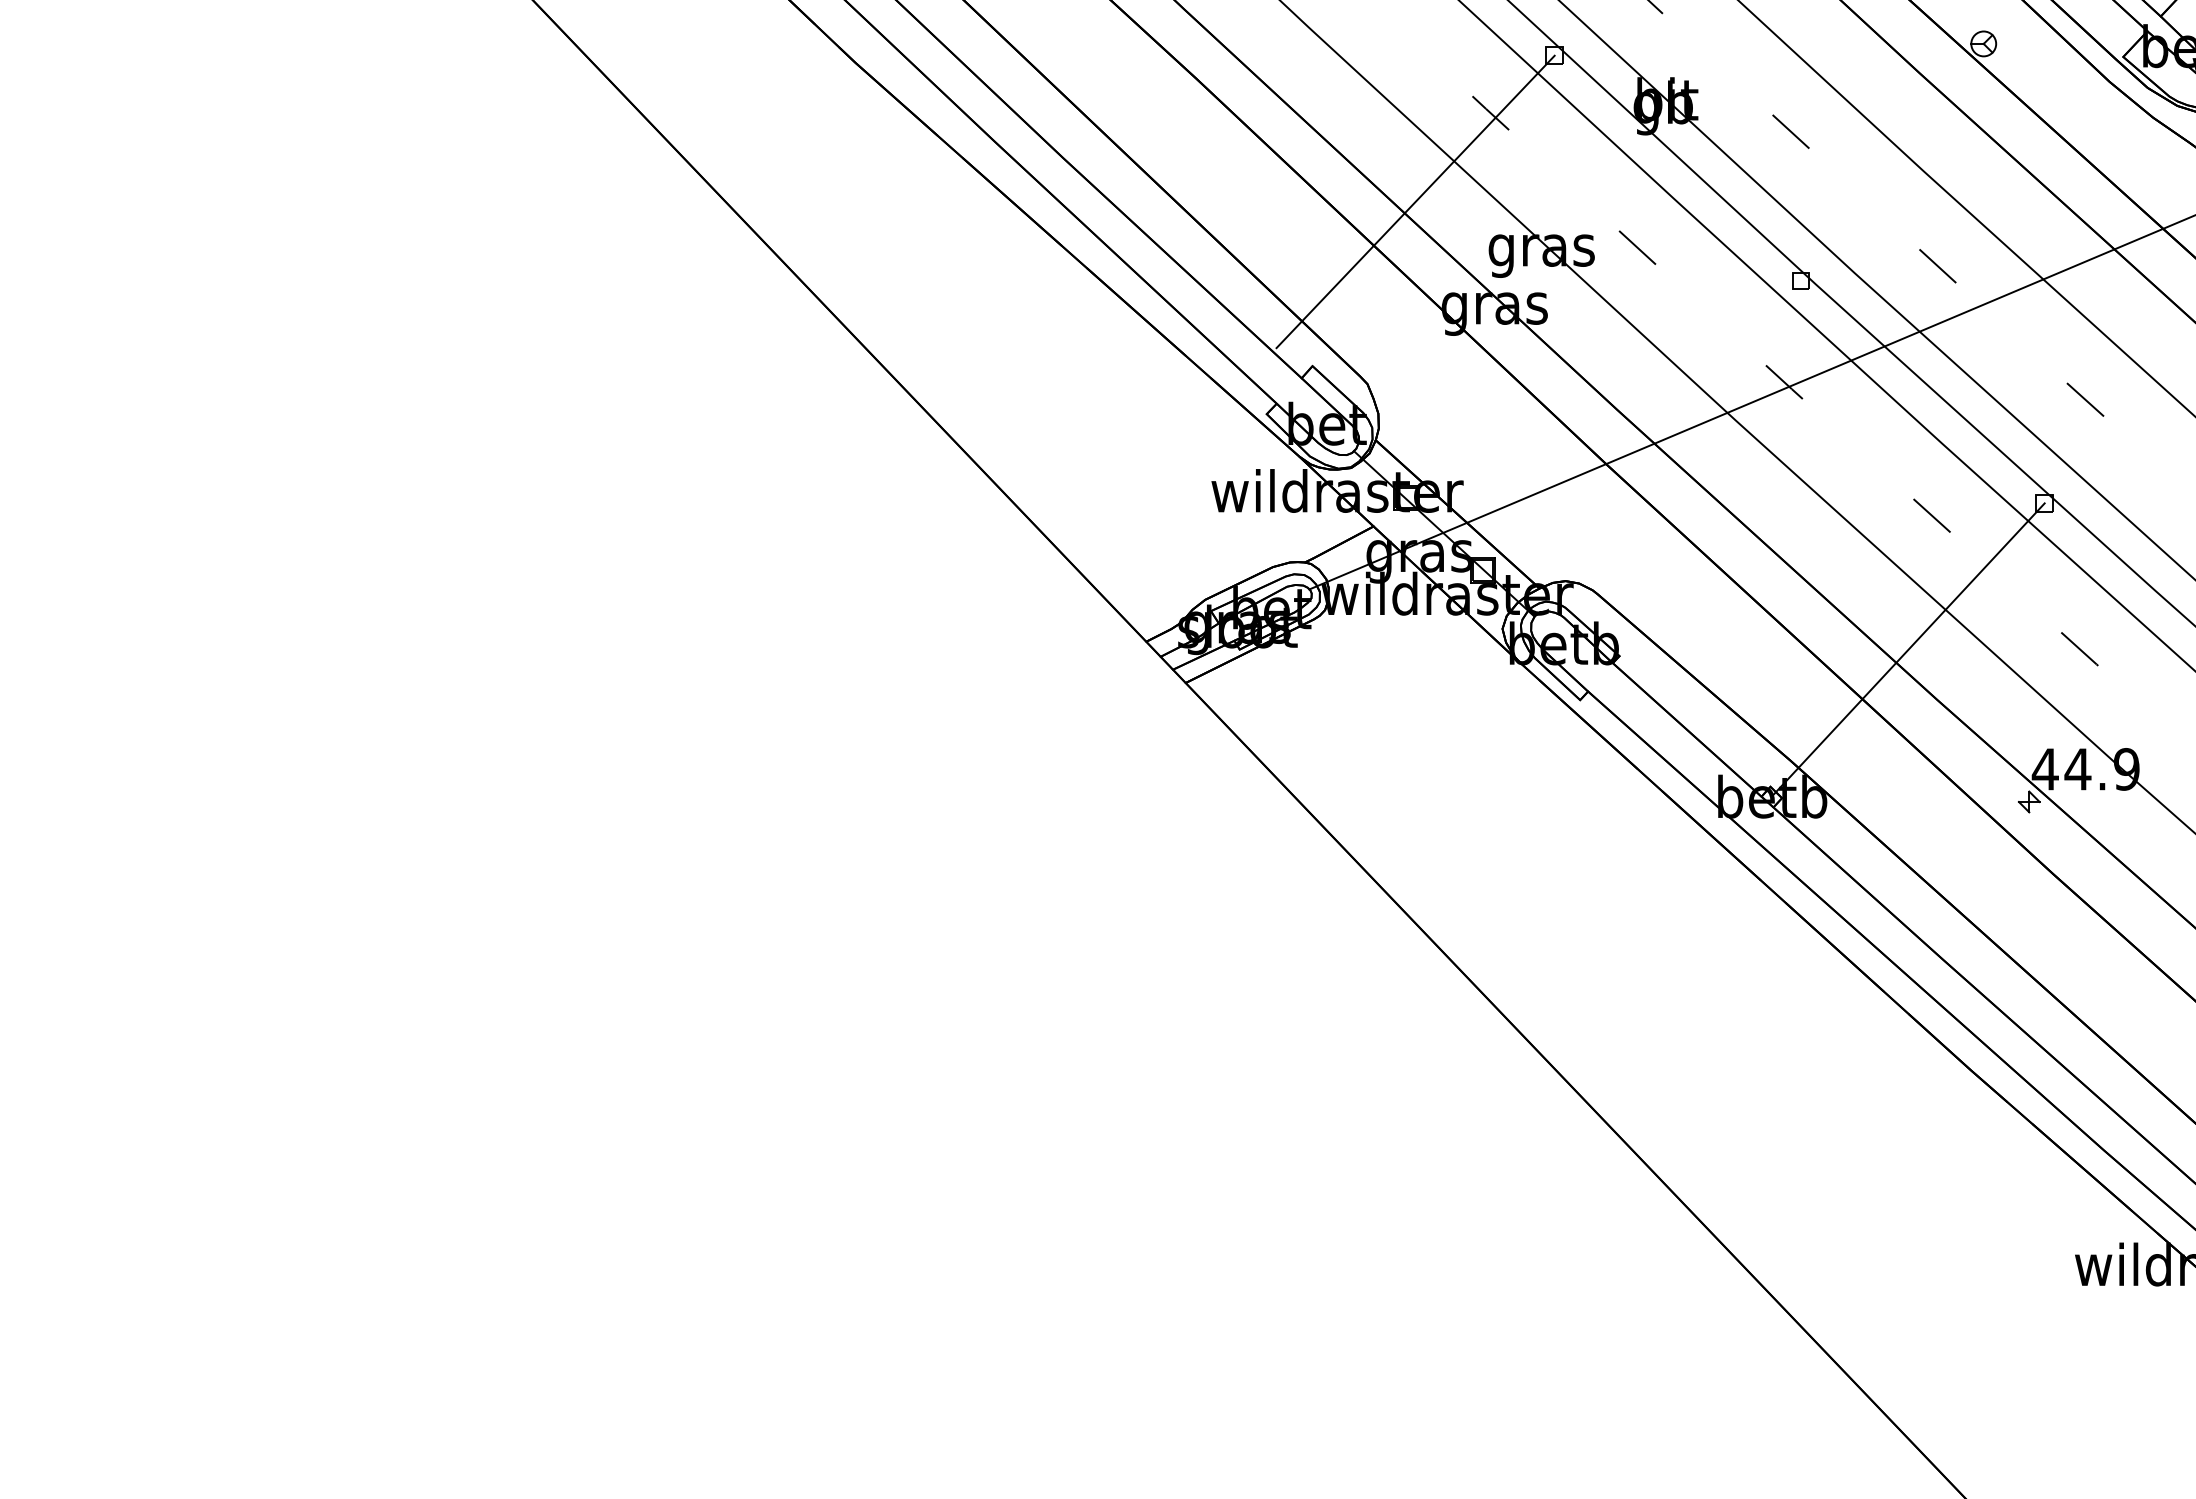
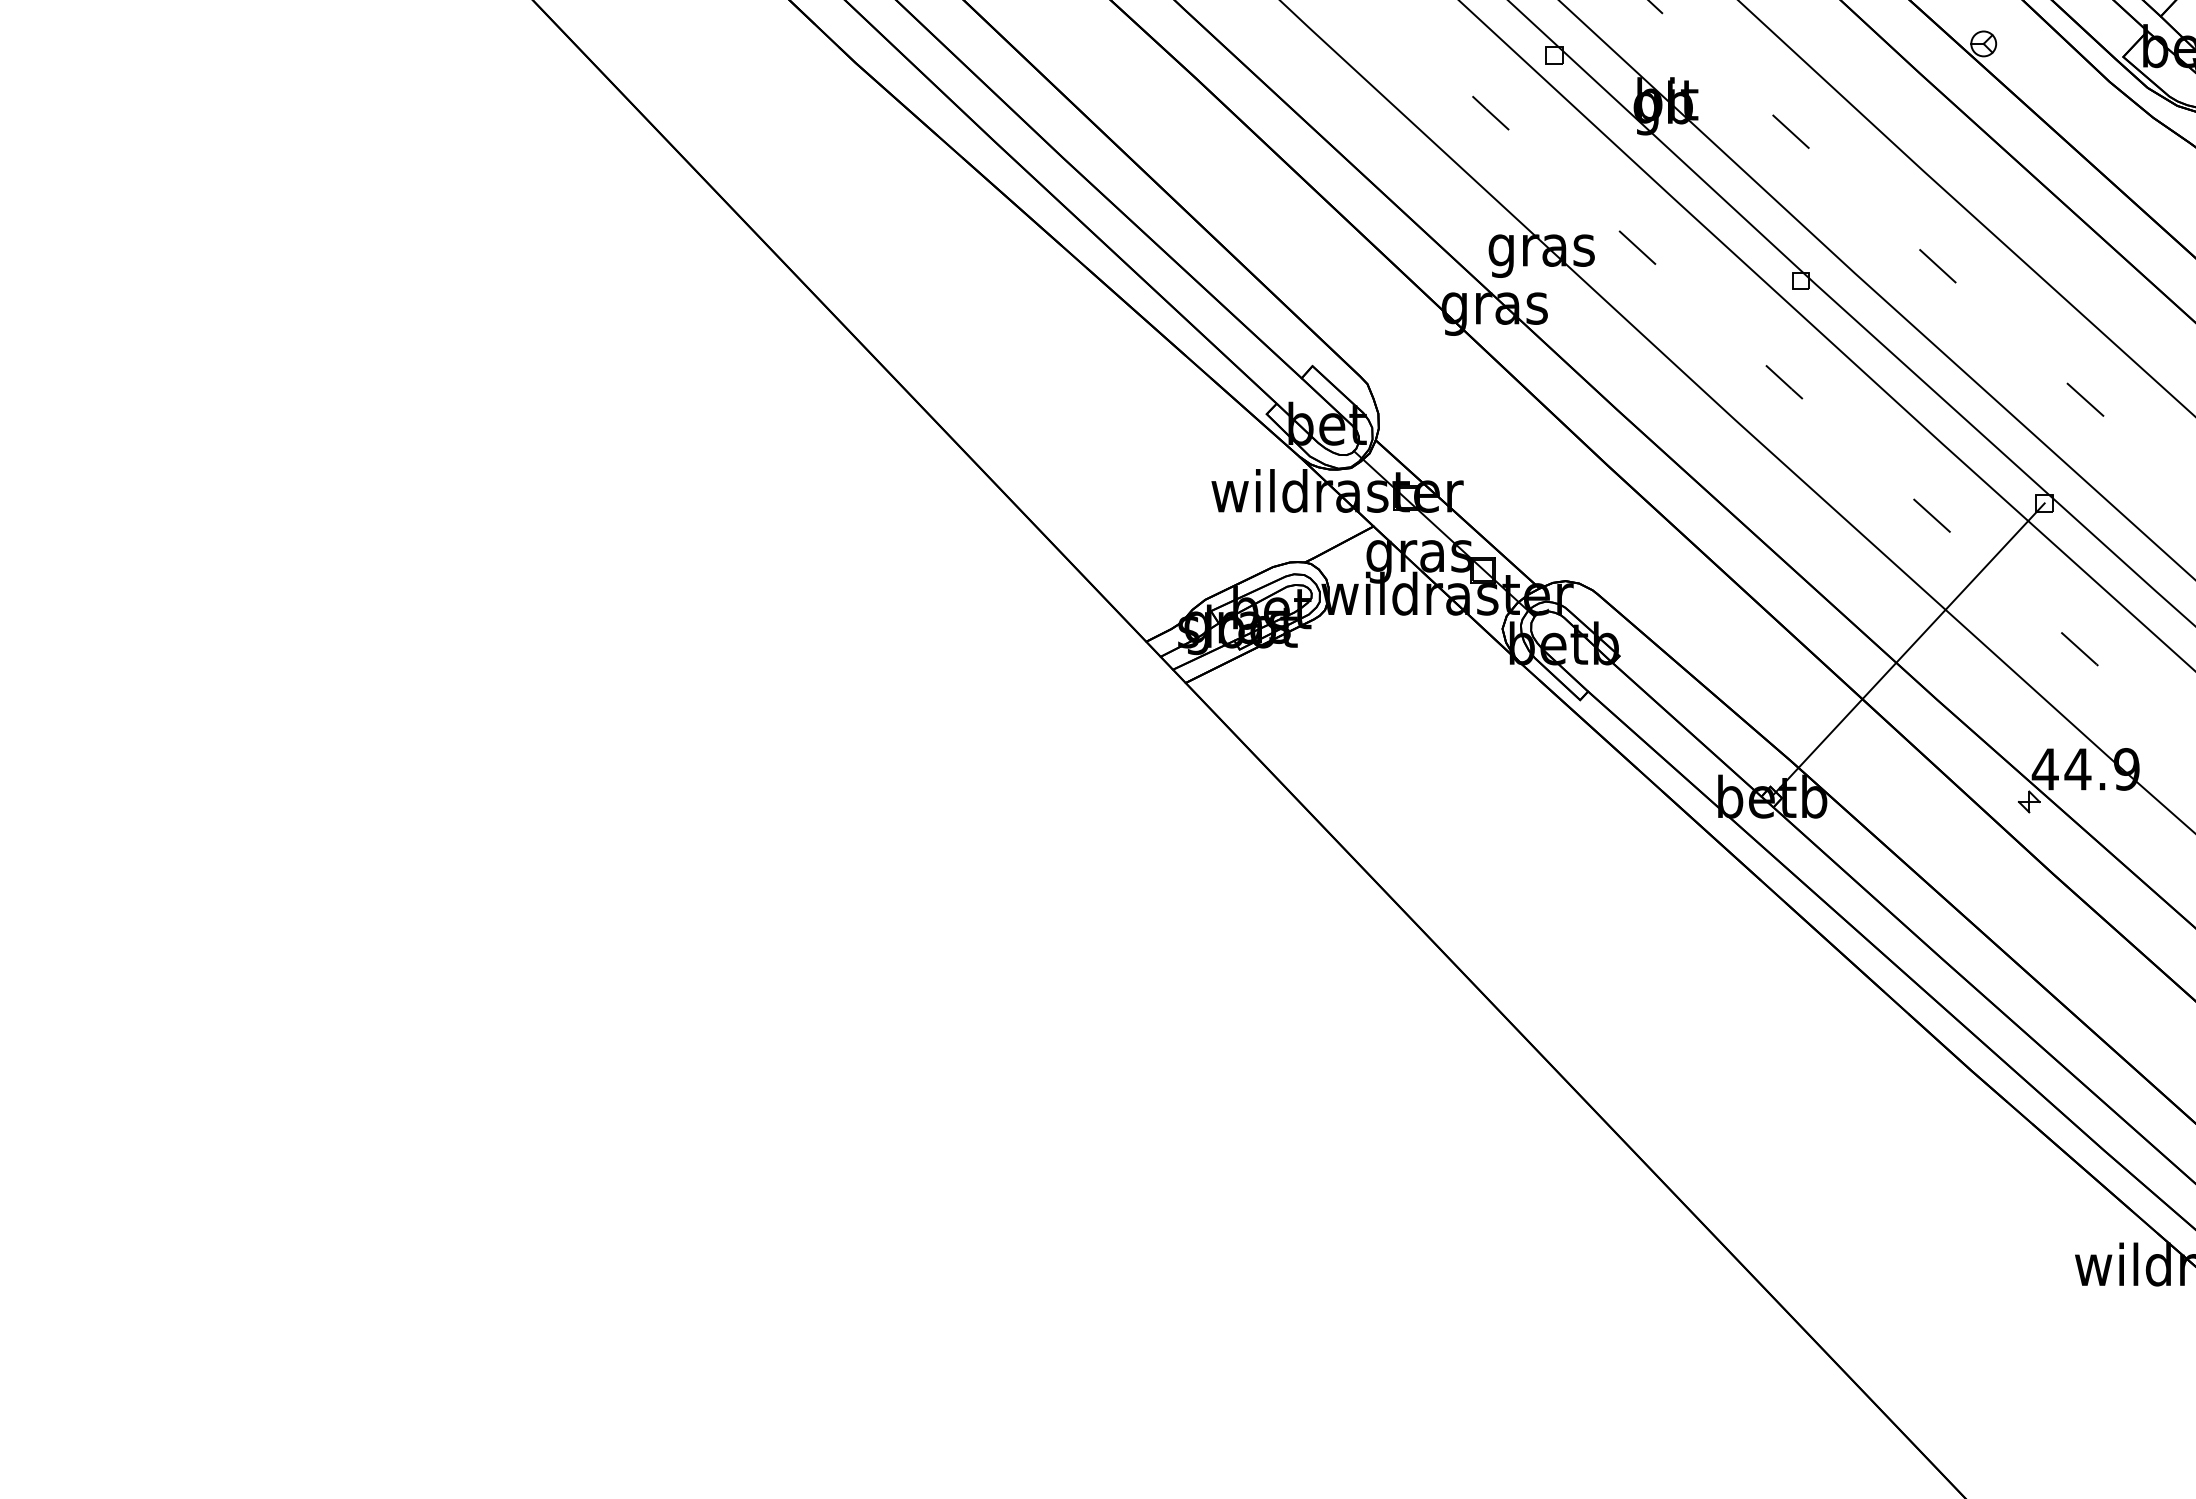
line: present -> none (1415, 201)
line: present -> none (1750, 402)
